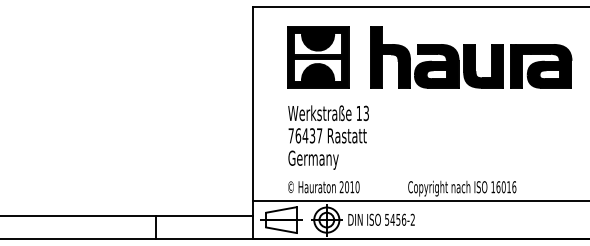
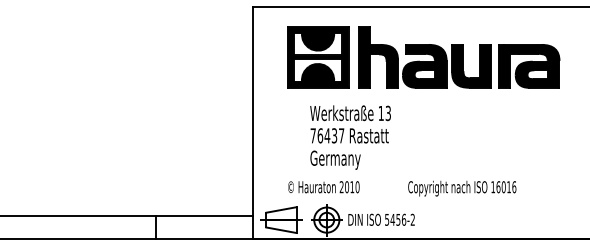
part position: (471, 57) -> (459, 57) (459, 57)
text position: (328, 137) -> (350, 137) (350, 137)
line: present -> none (419, 201)
